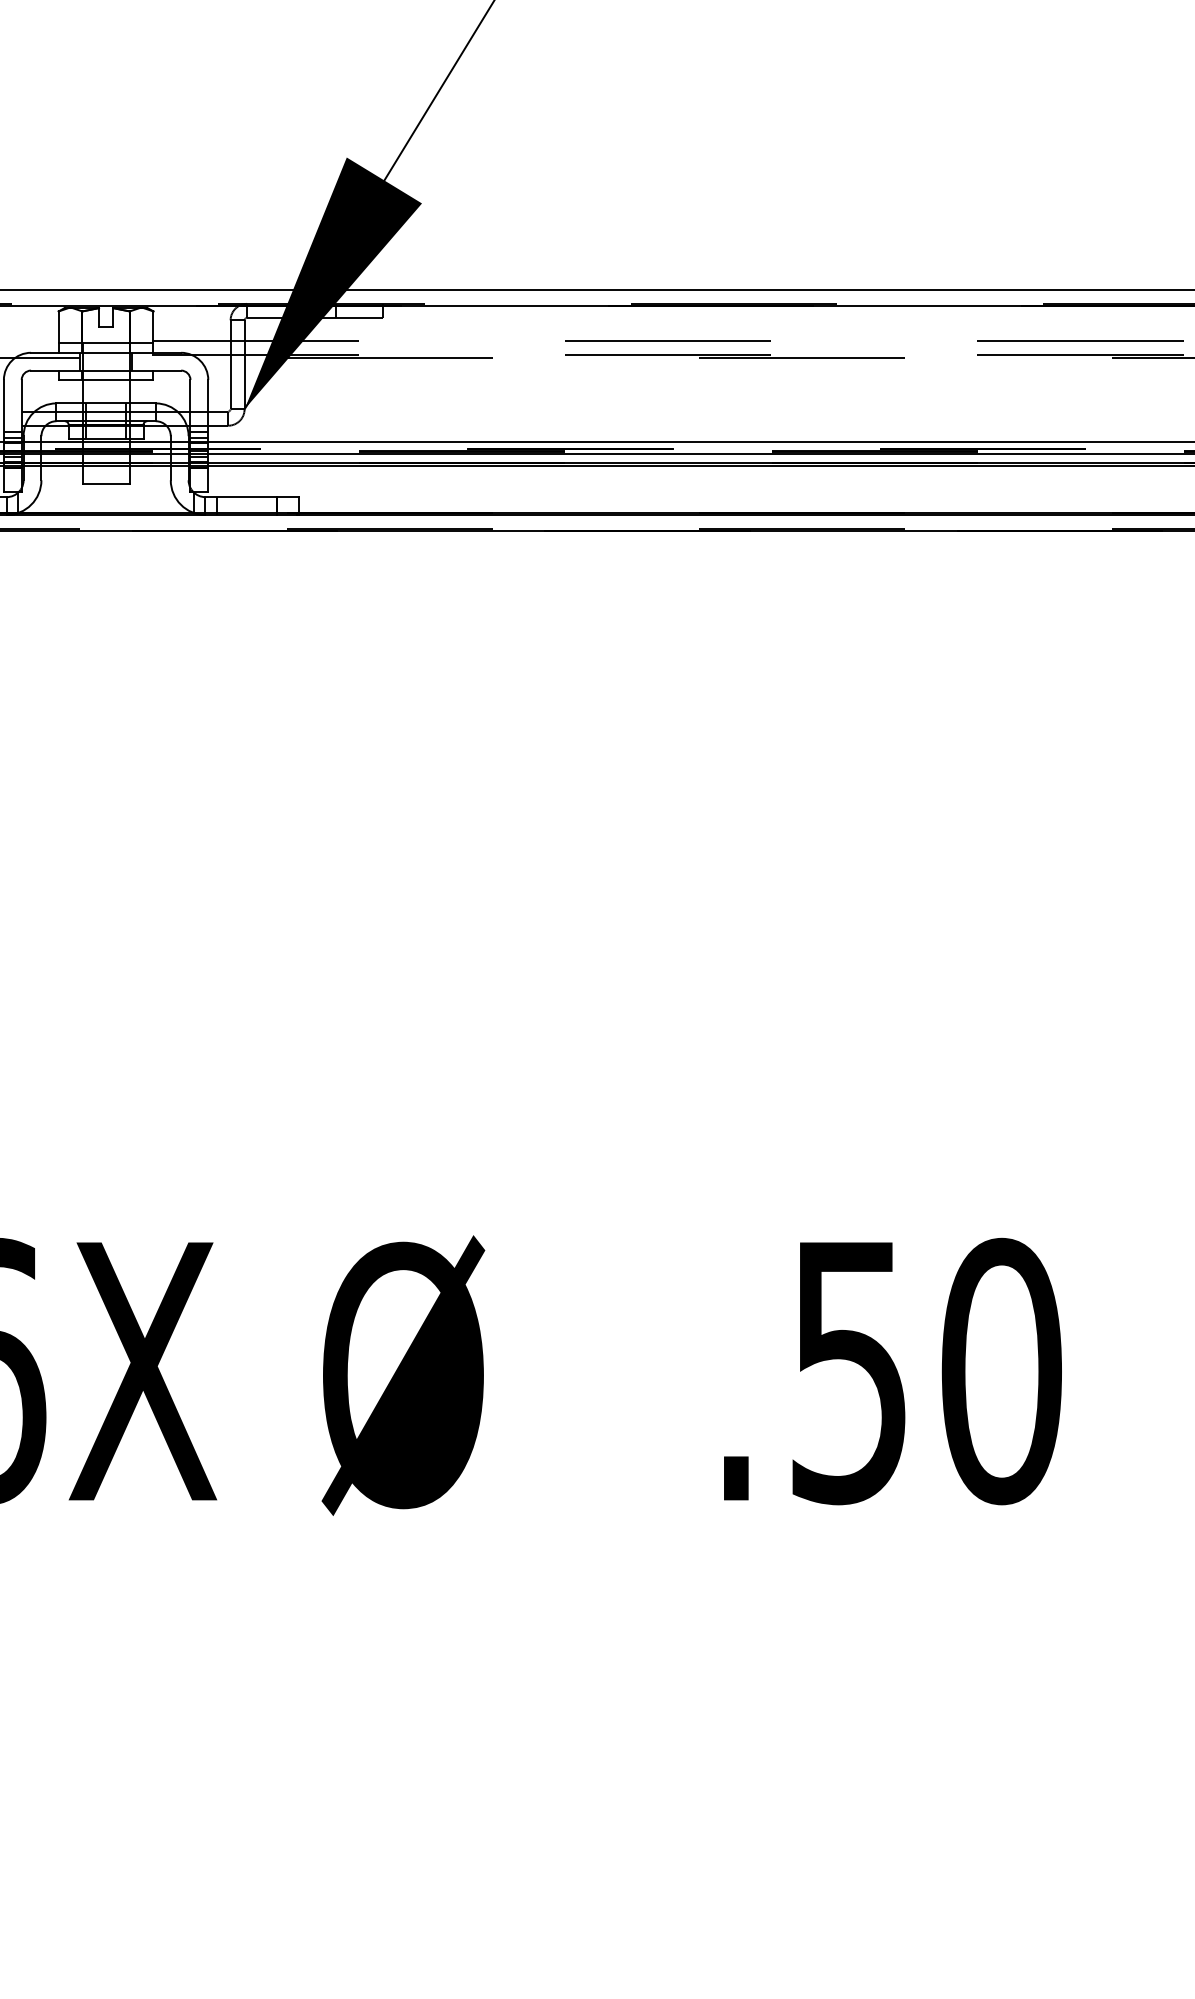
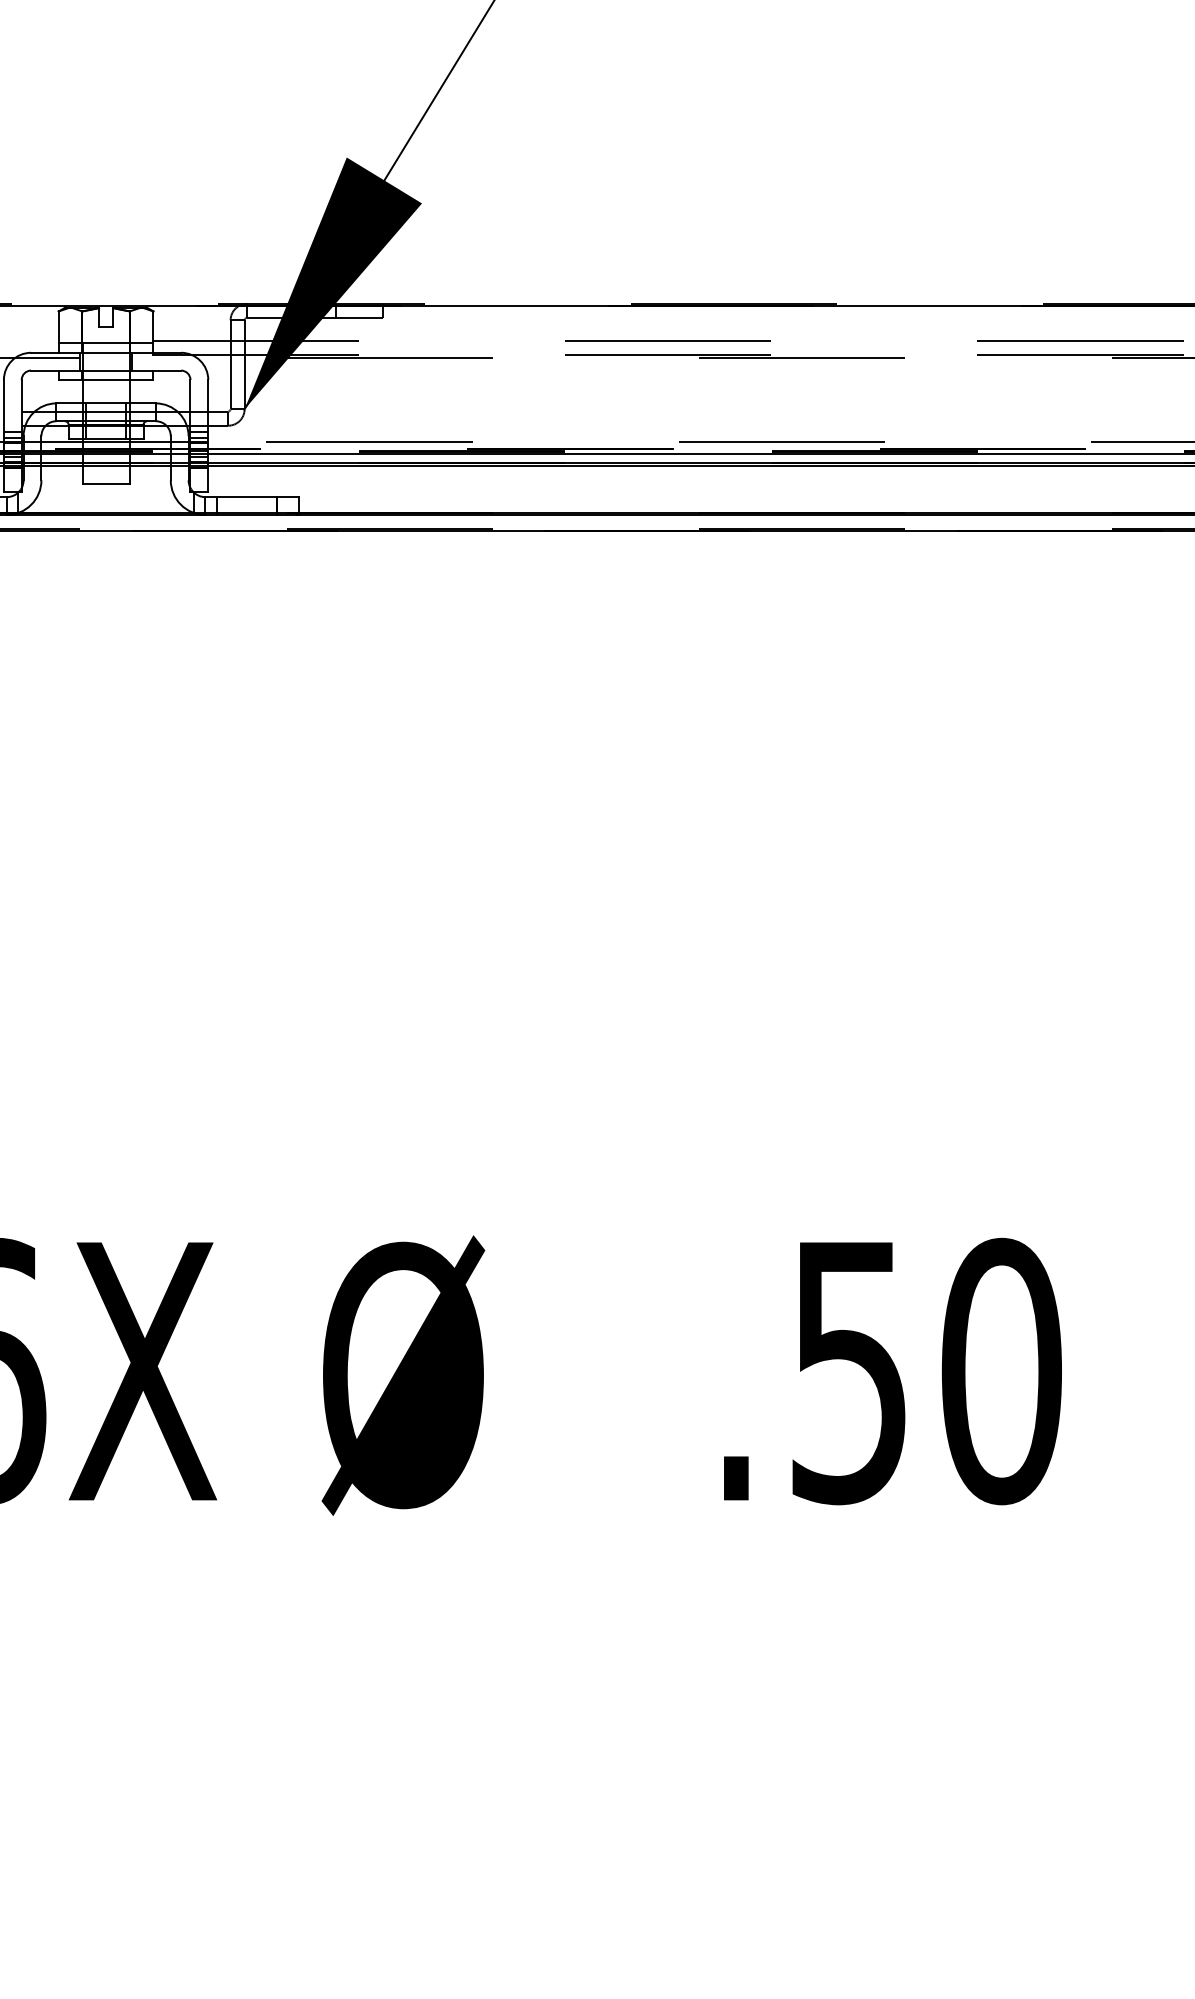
line: present -> none (596, 289)
line: solid -> dashed (701, 442)
